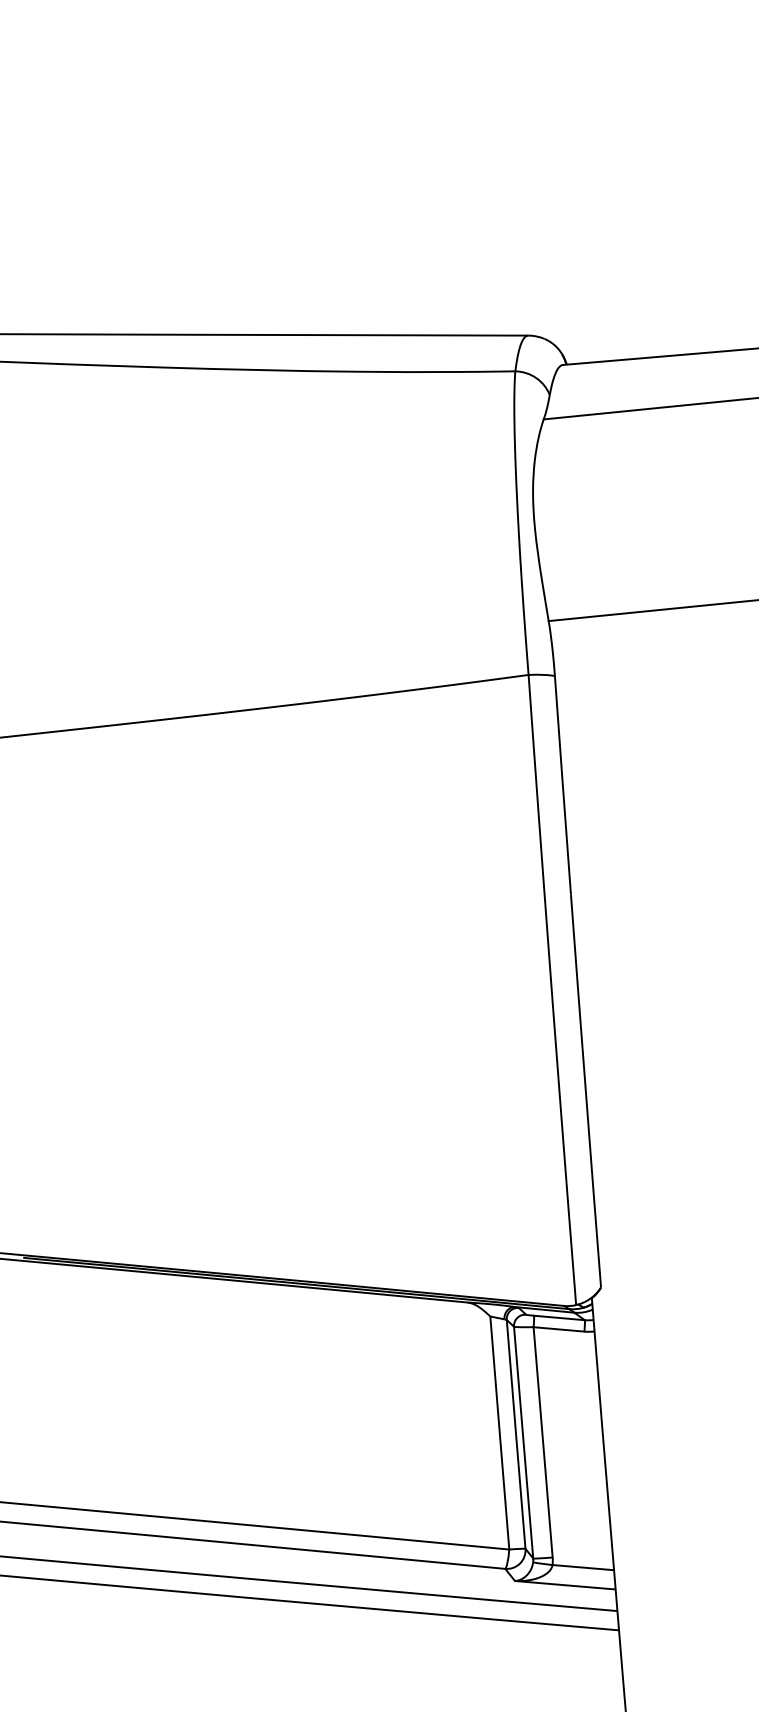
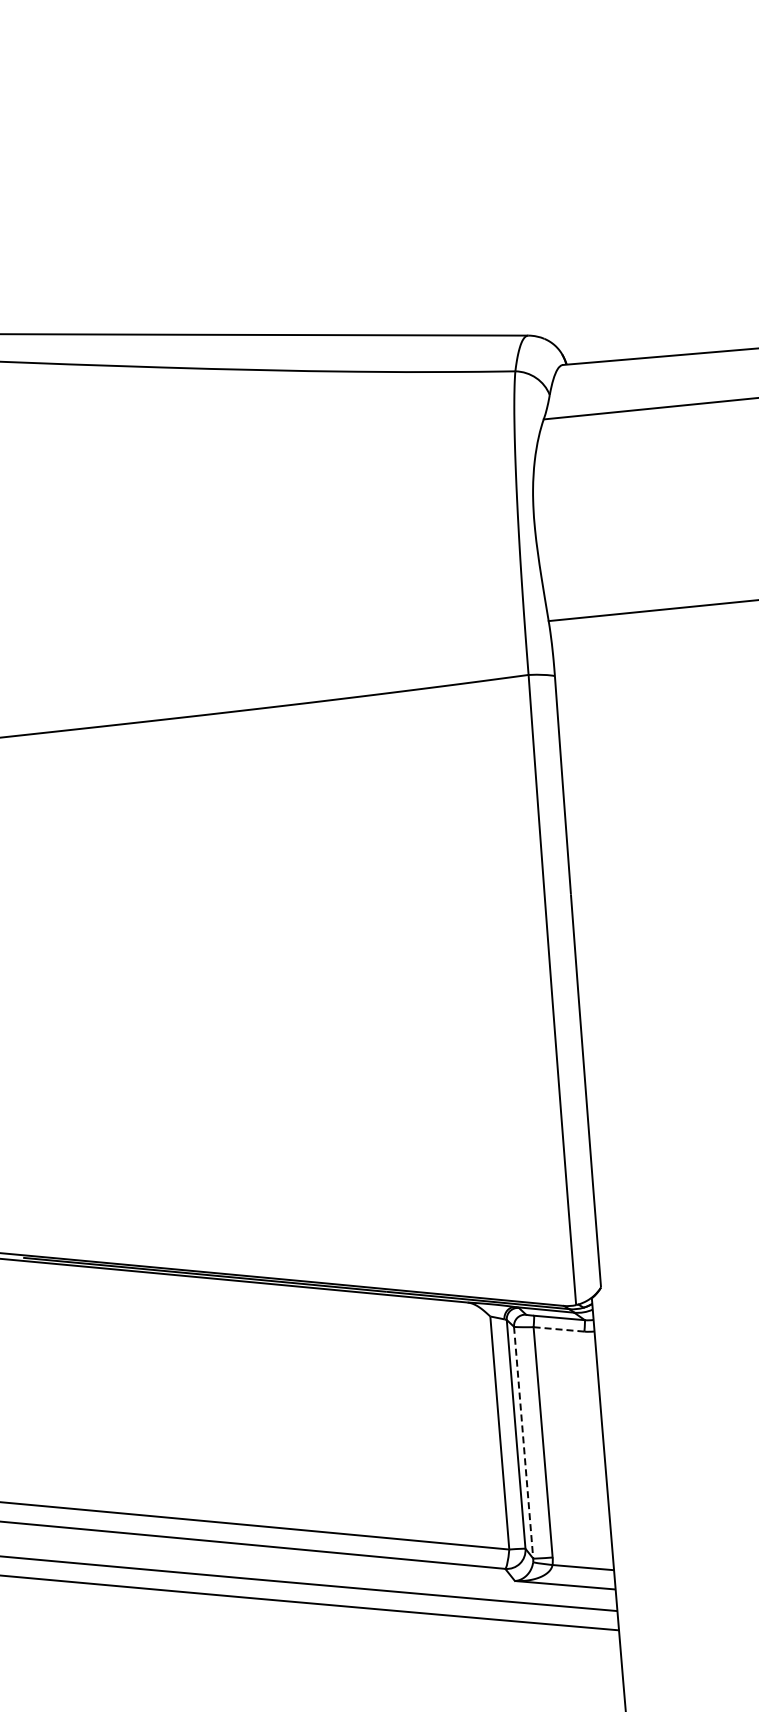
line: solid -> dashed (559, 1329)
line: solid -> dashed (523, 1443)
